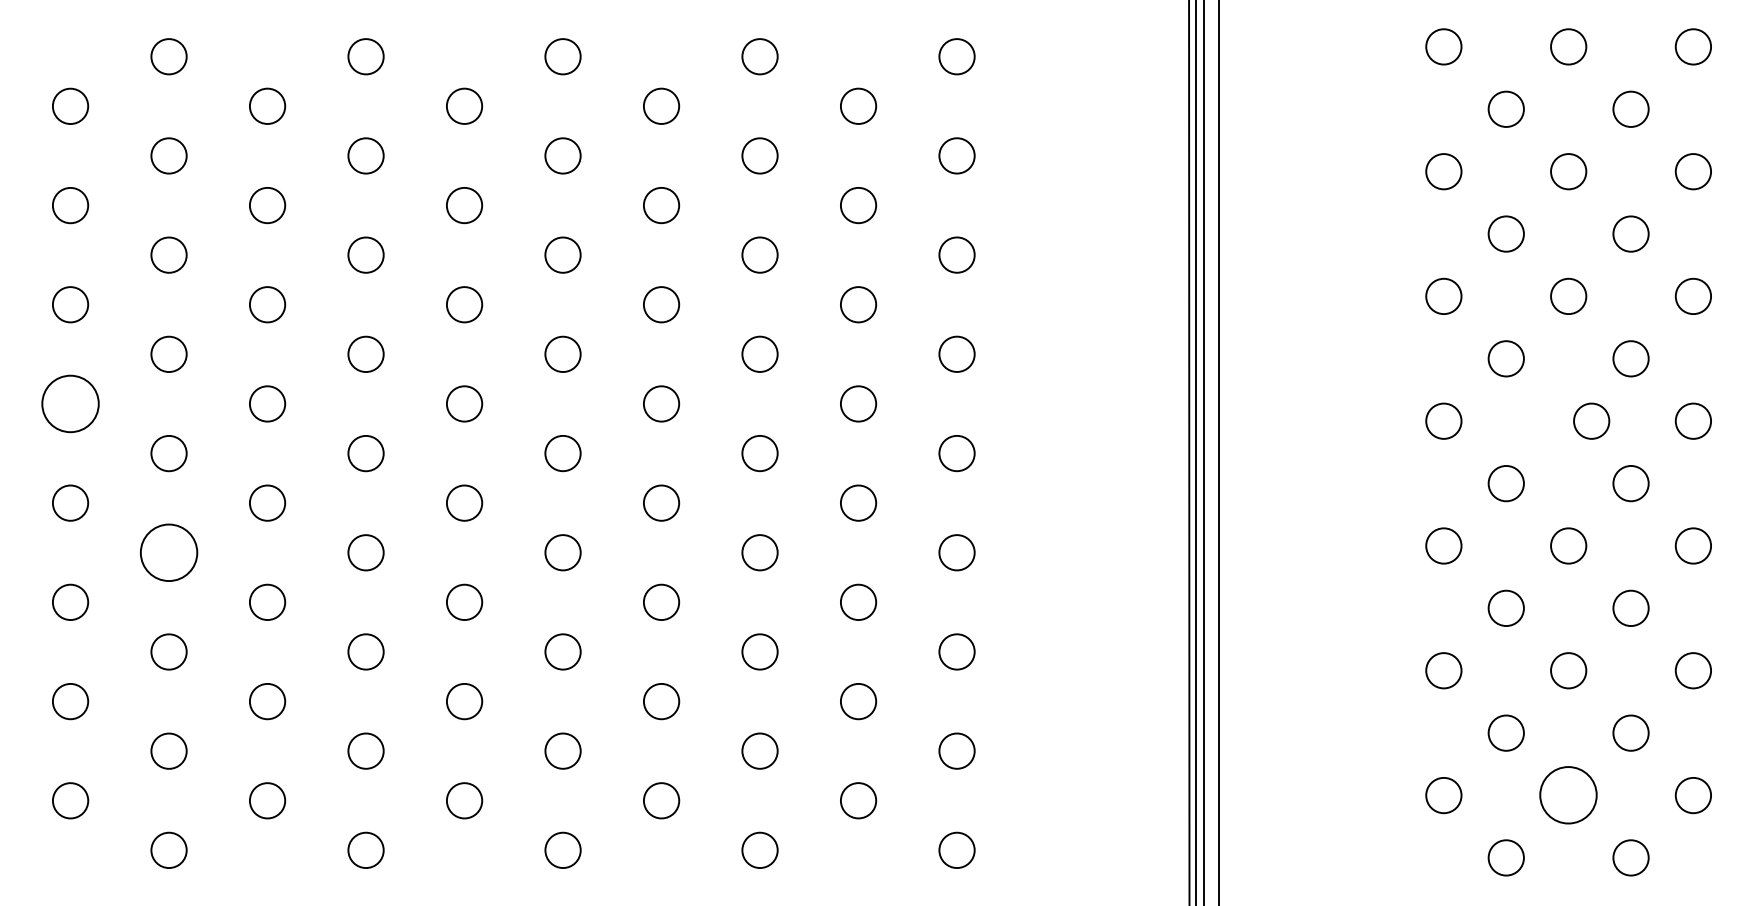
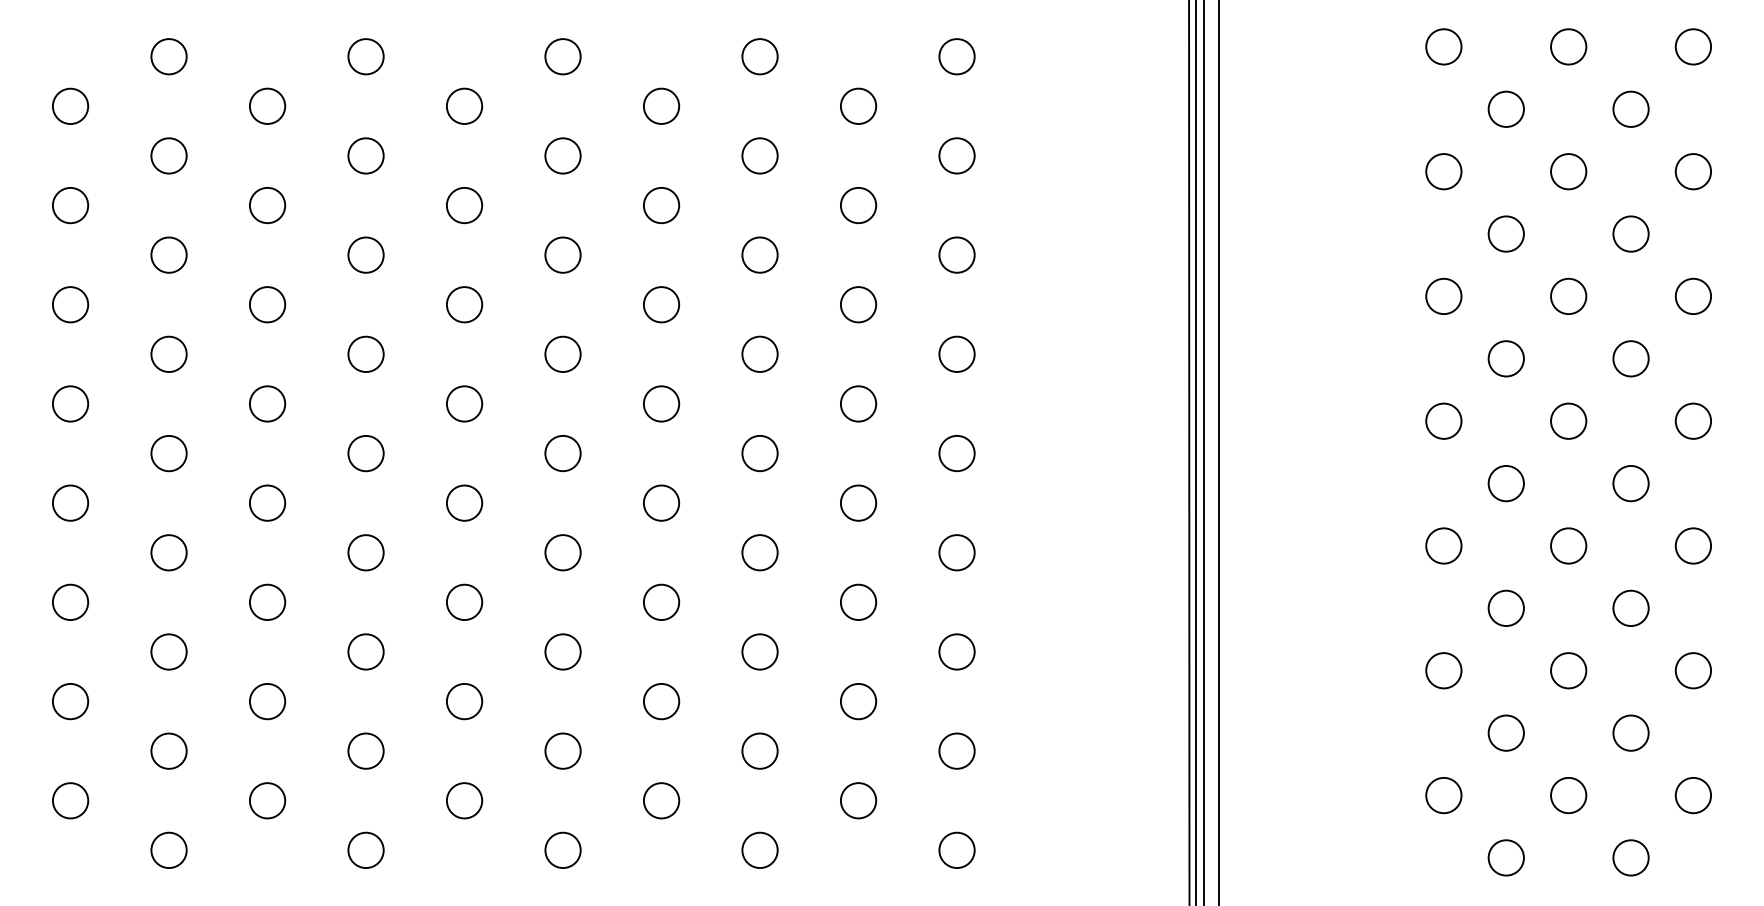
circle diameter: 56 px -> 35 px (70, 403)
circle position: (1591, 420) -> (1568, 420) (1568, 420)
circle diameter: 56 px -> 35 px (168, 552)
circle size: 59x59 px -> 38x38 px (1568, 795)
